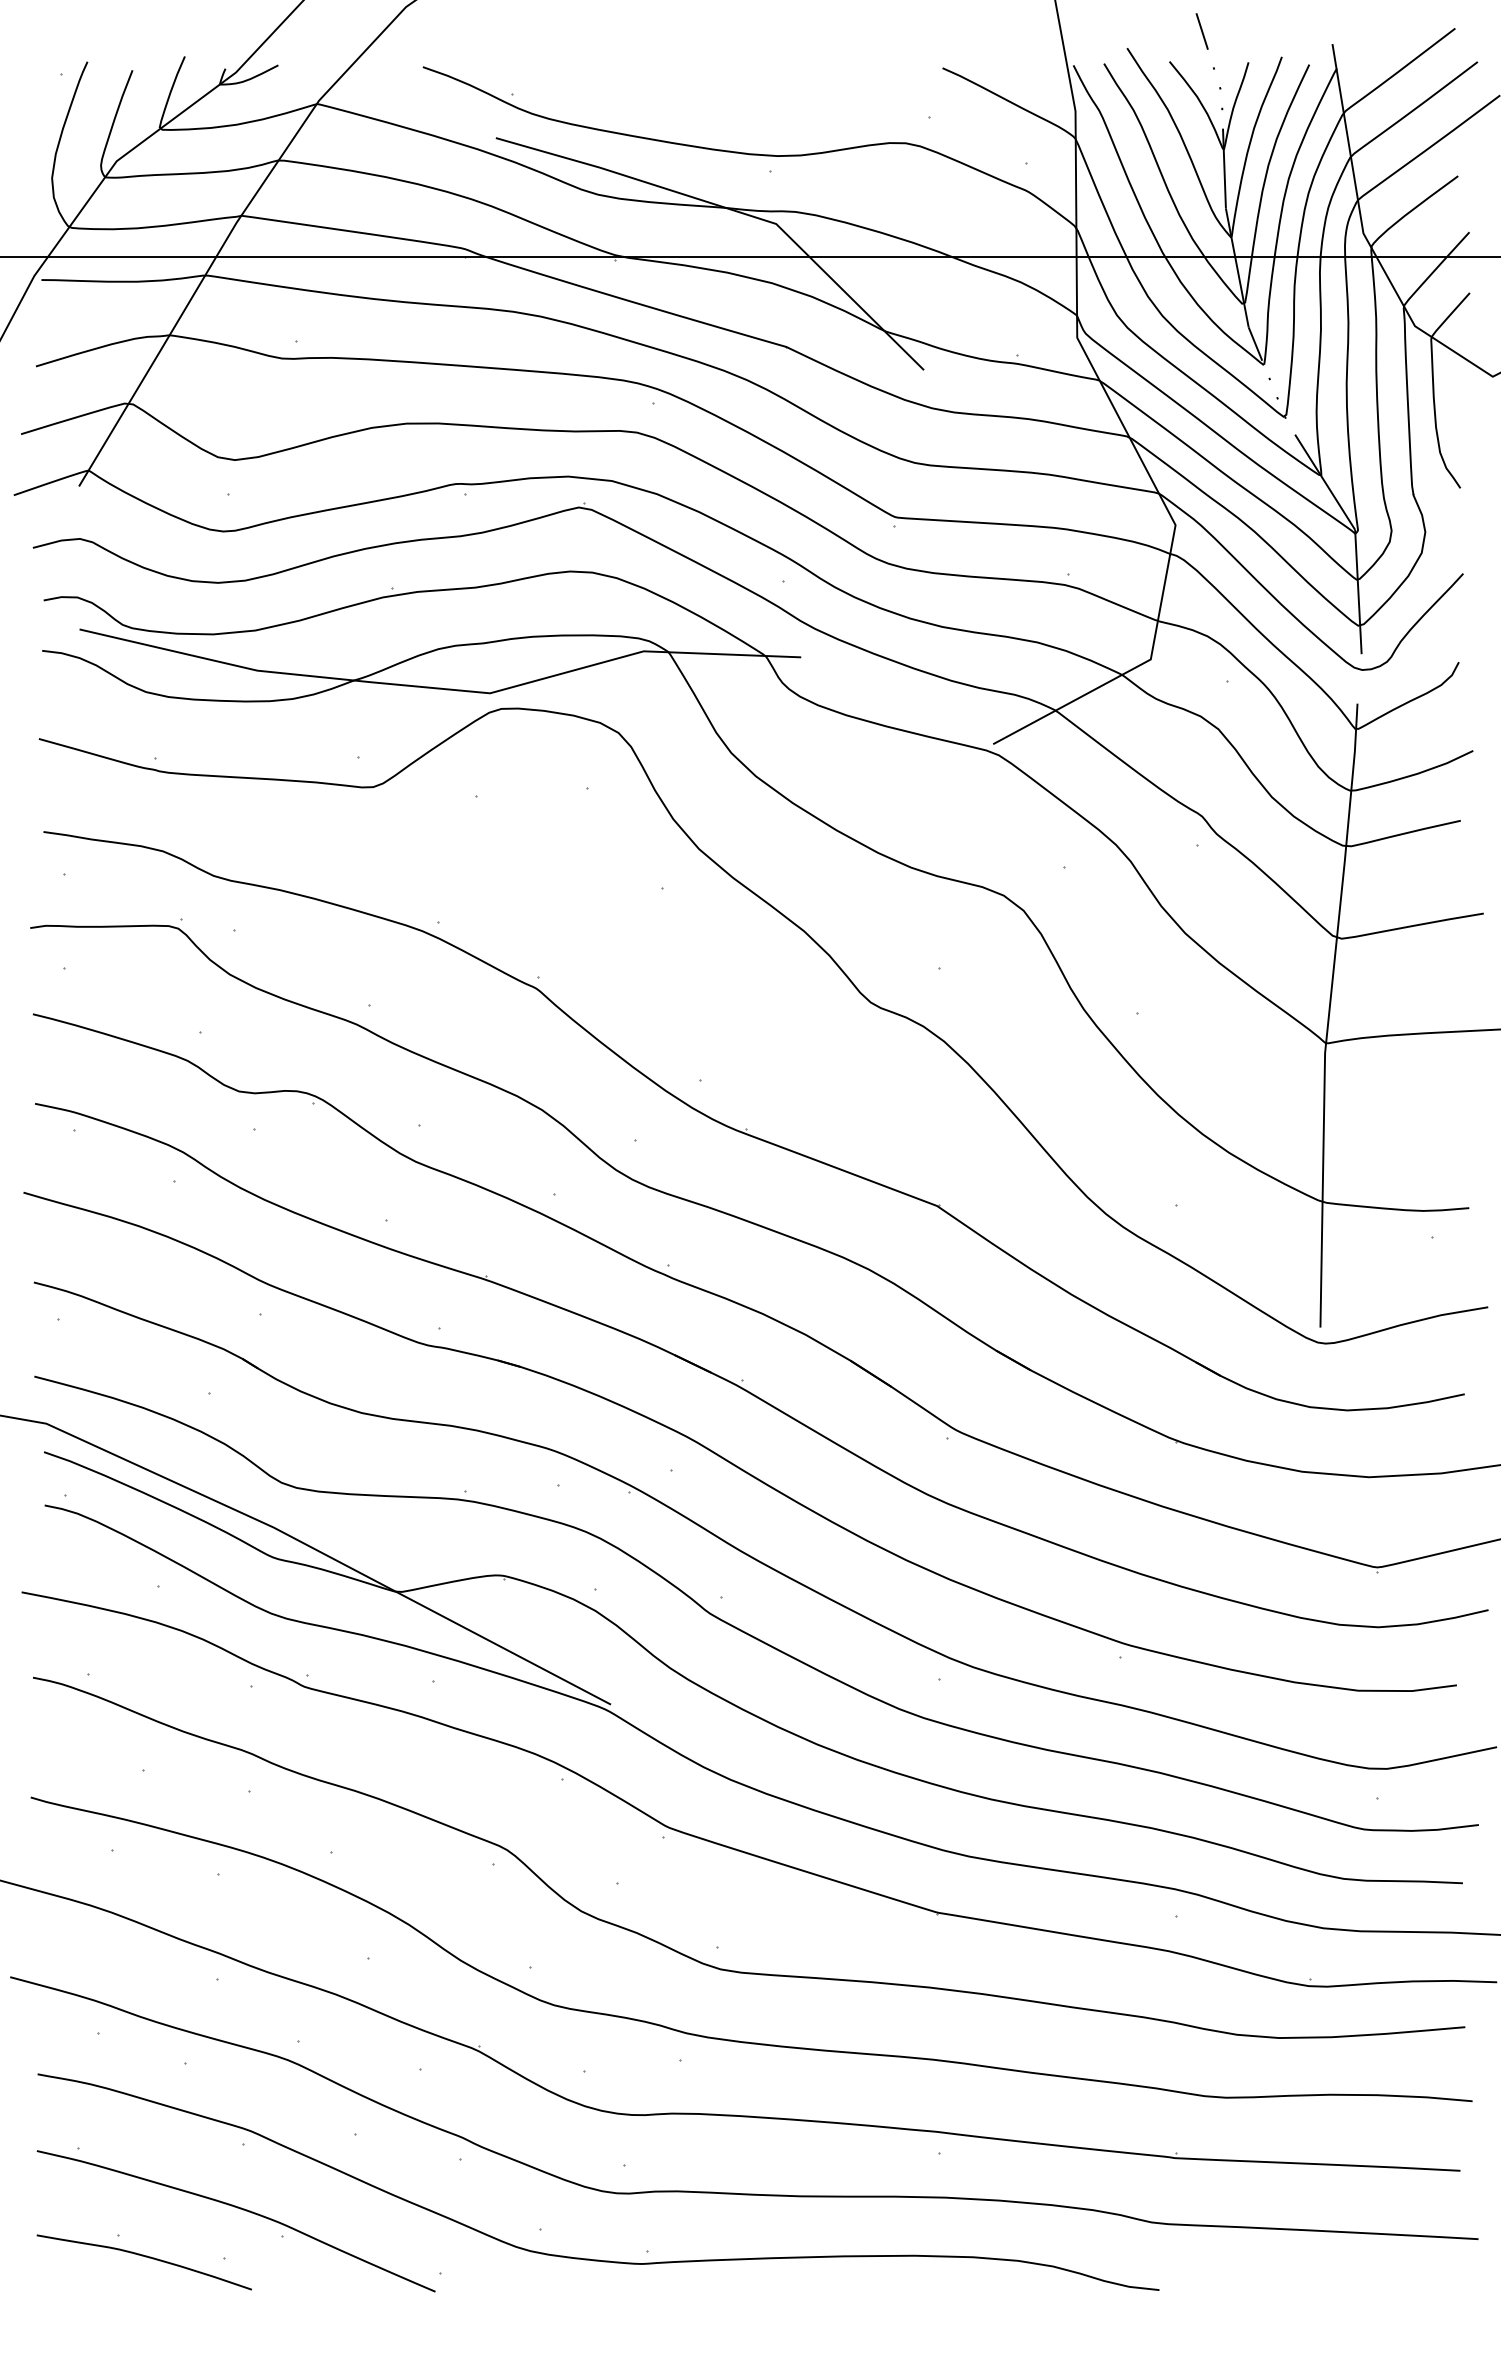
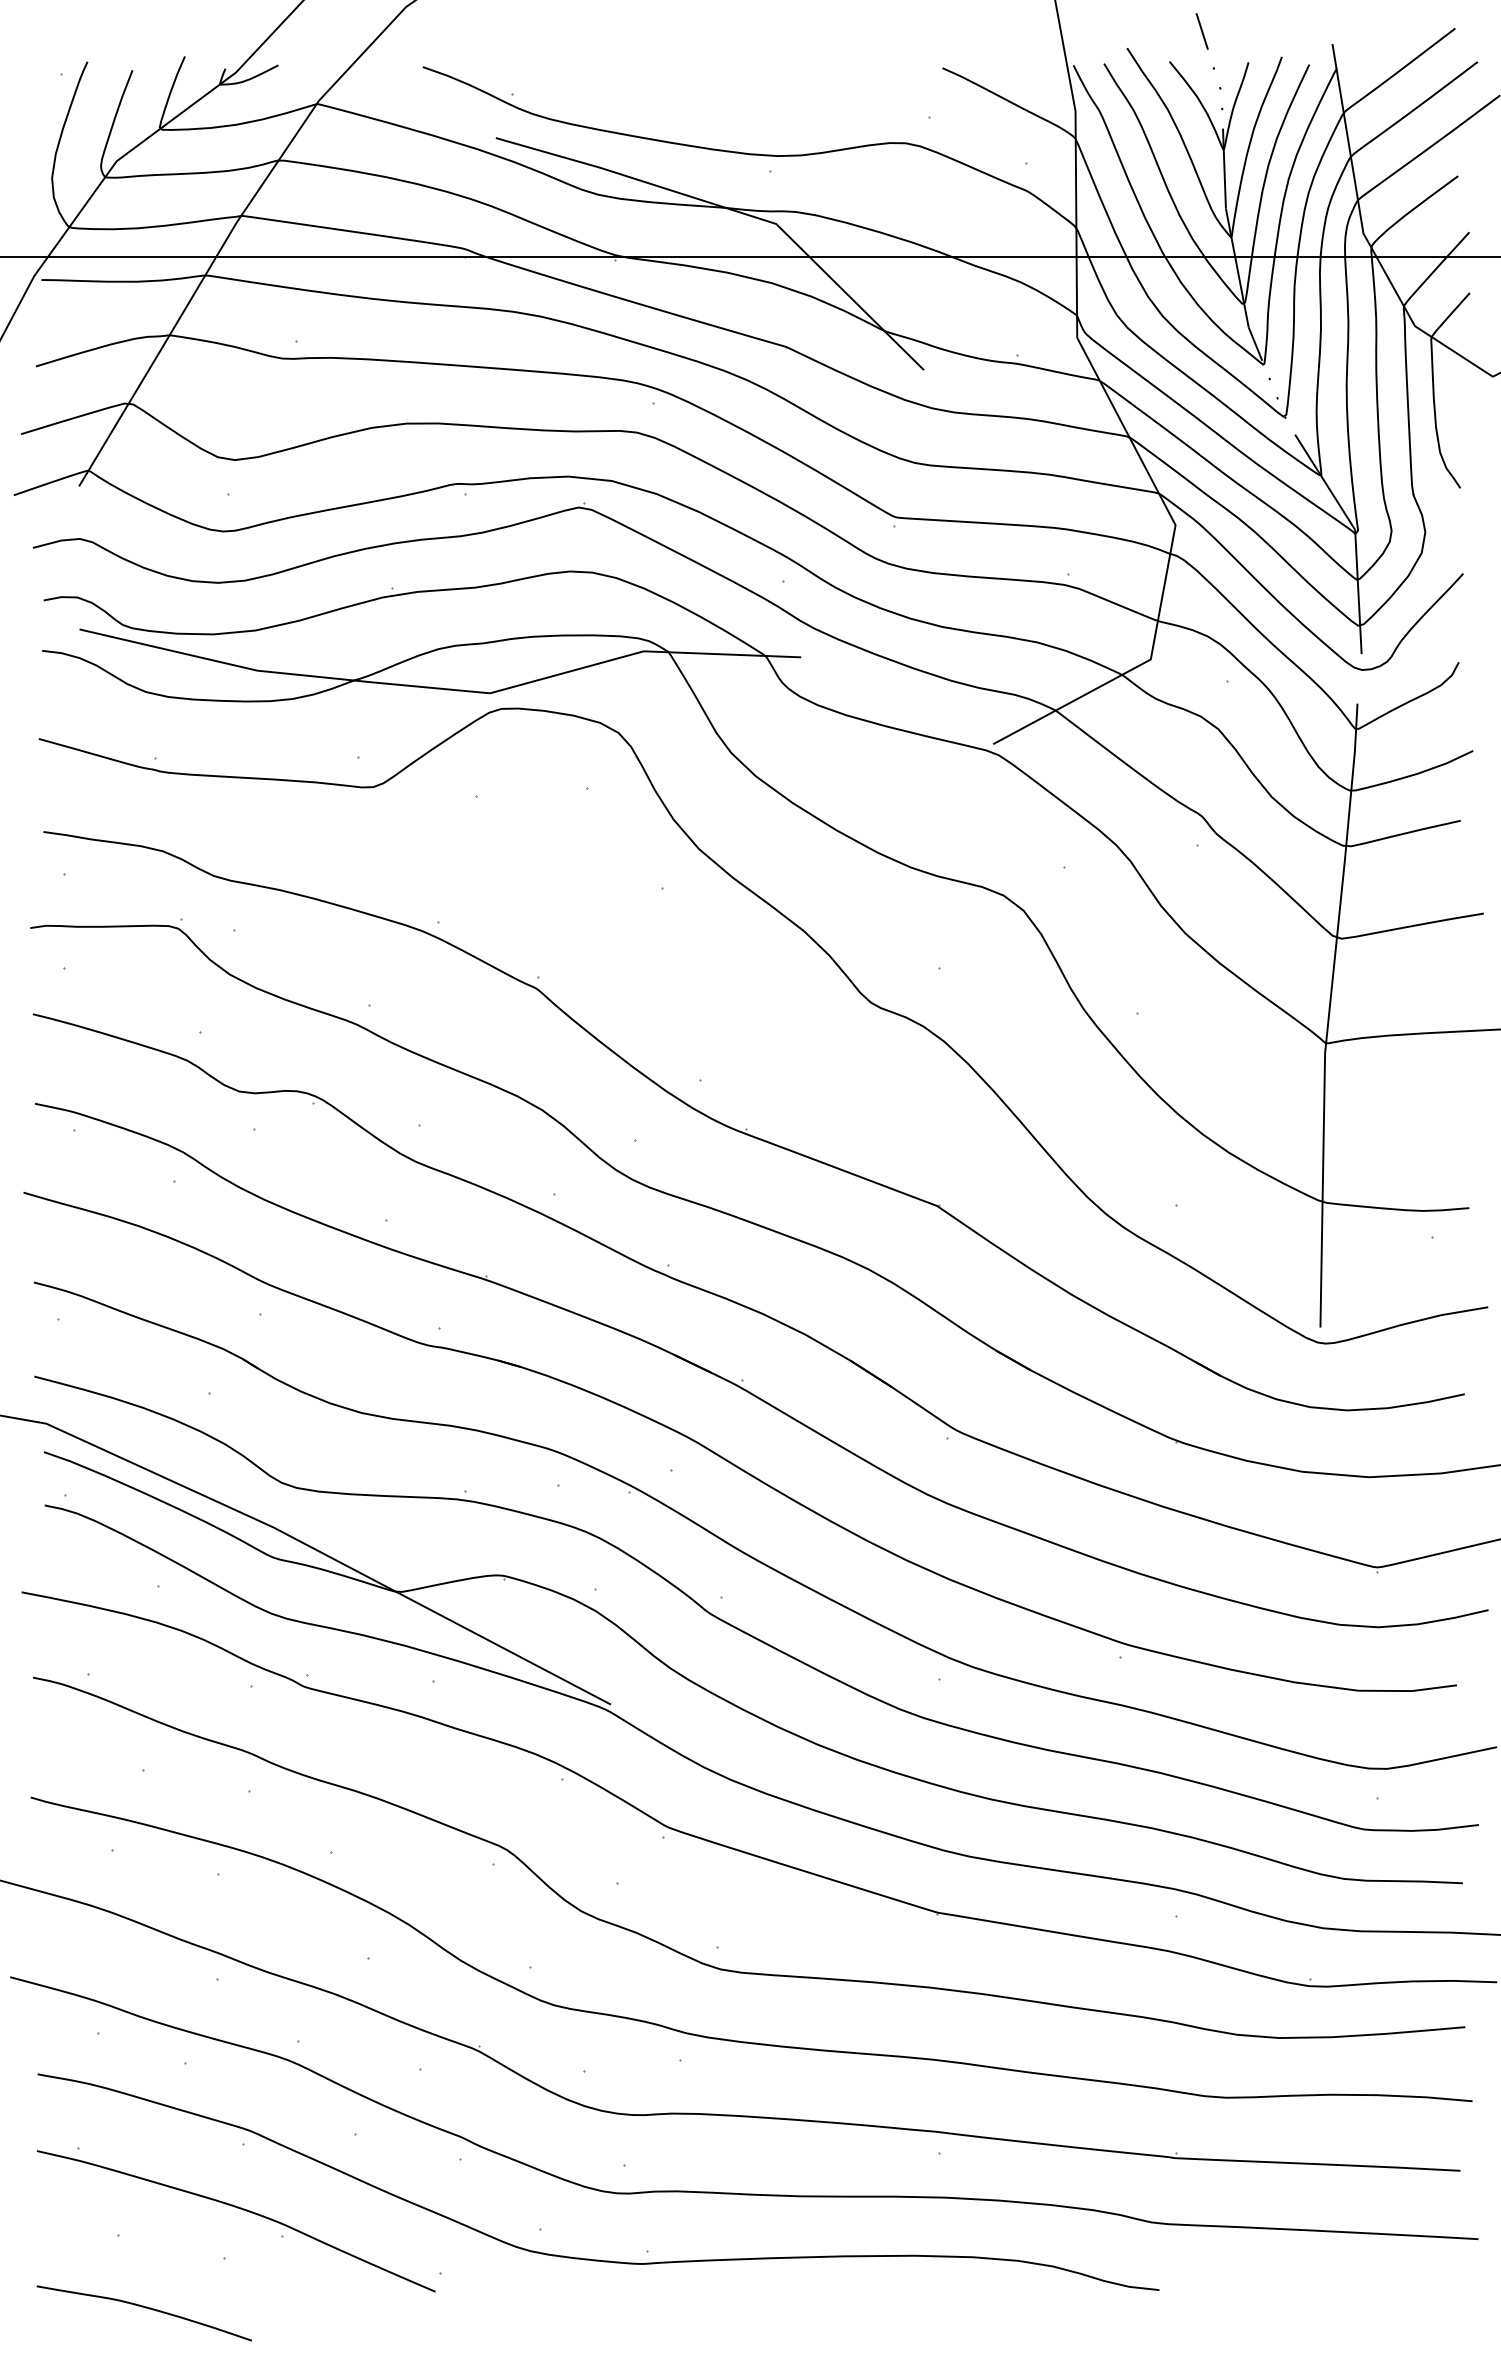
curve position: (145, 2257) -> (145, 2308) (145, 2308)
